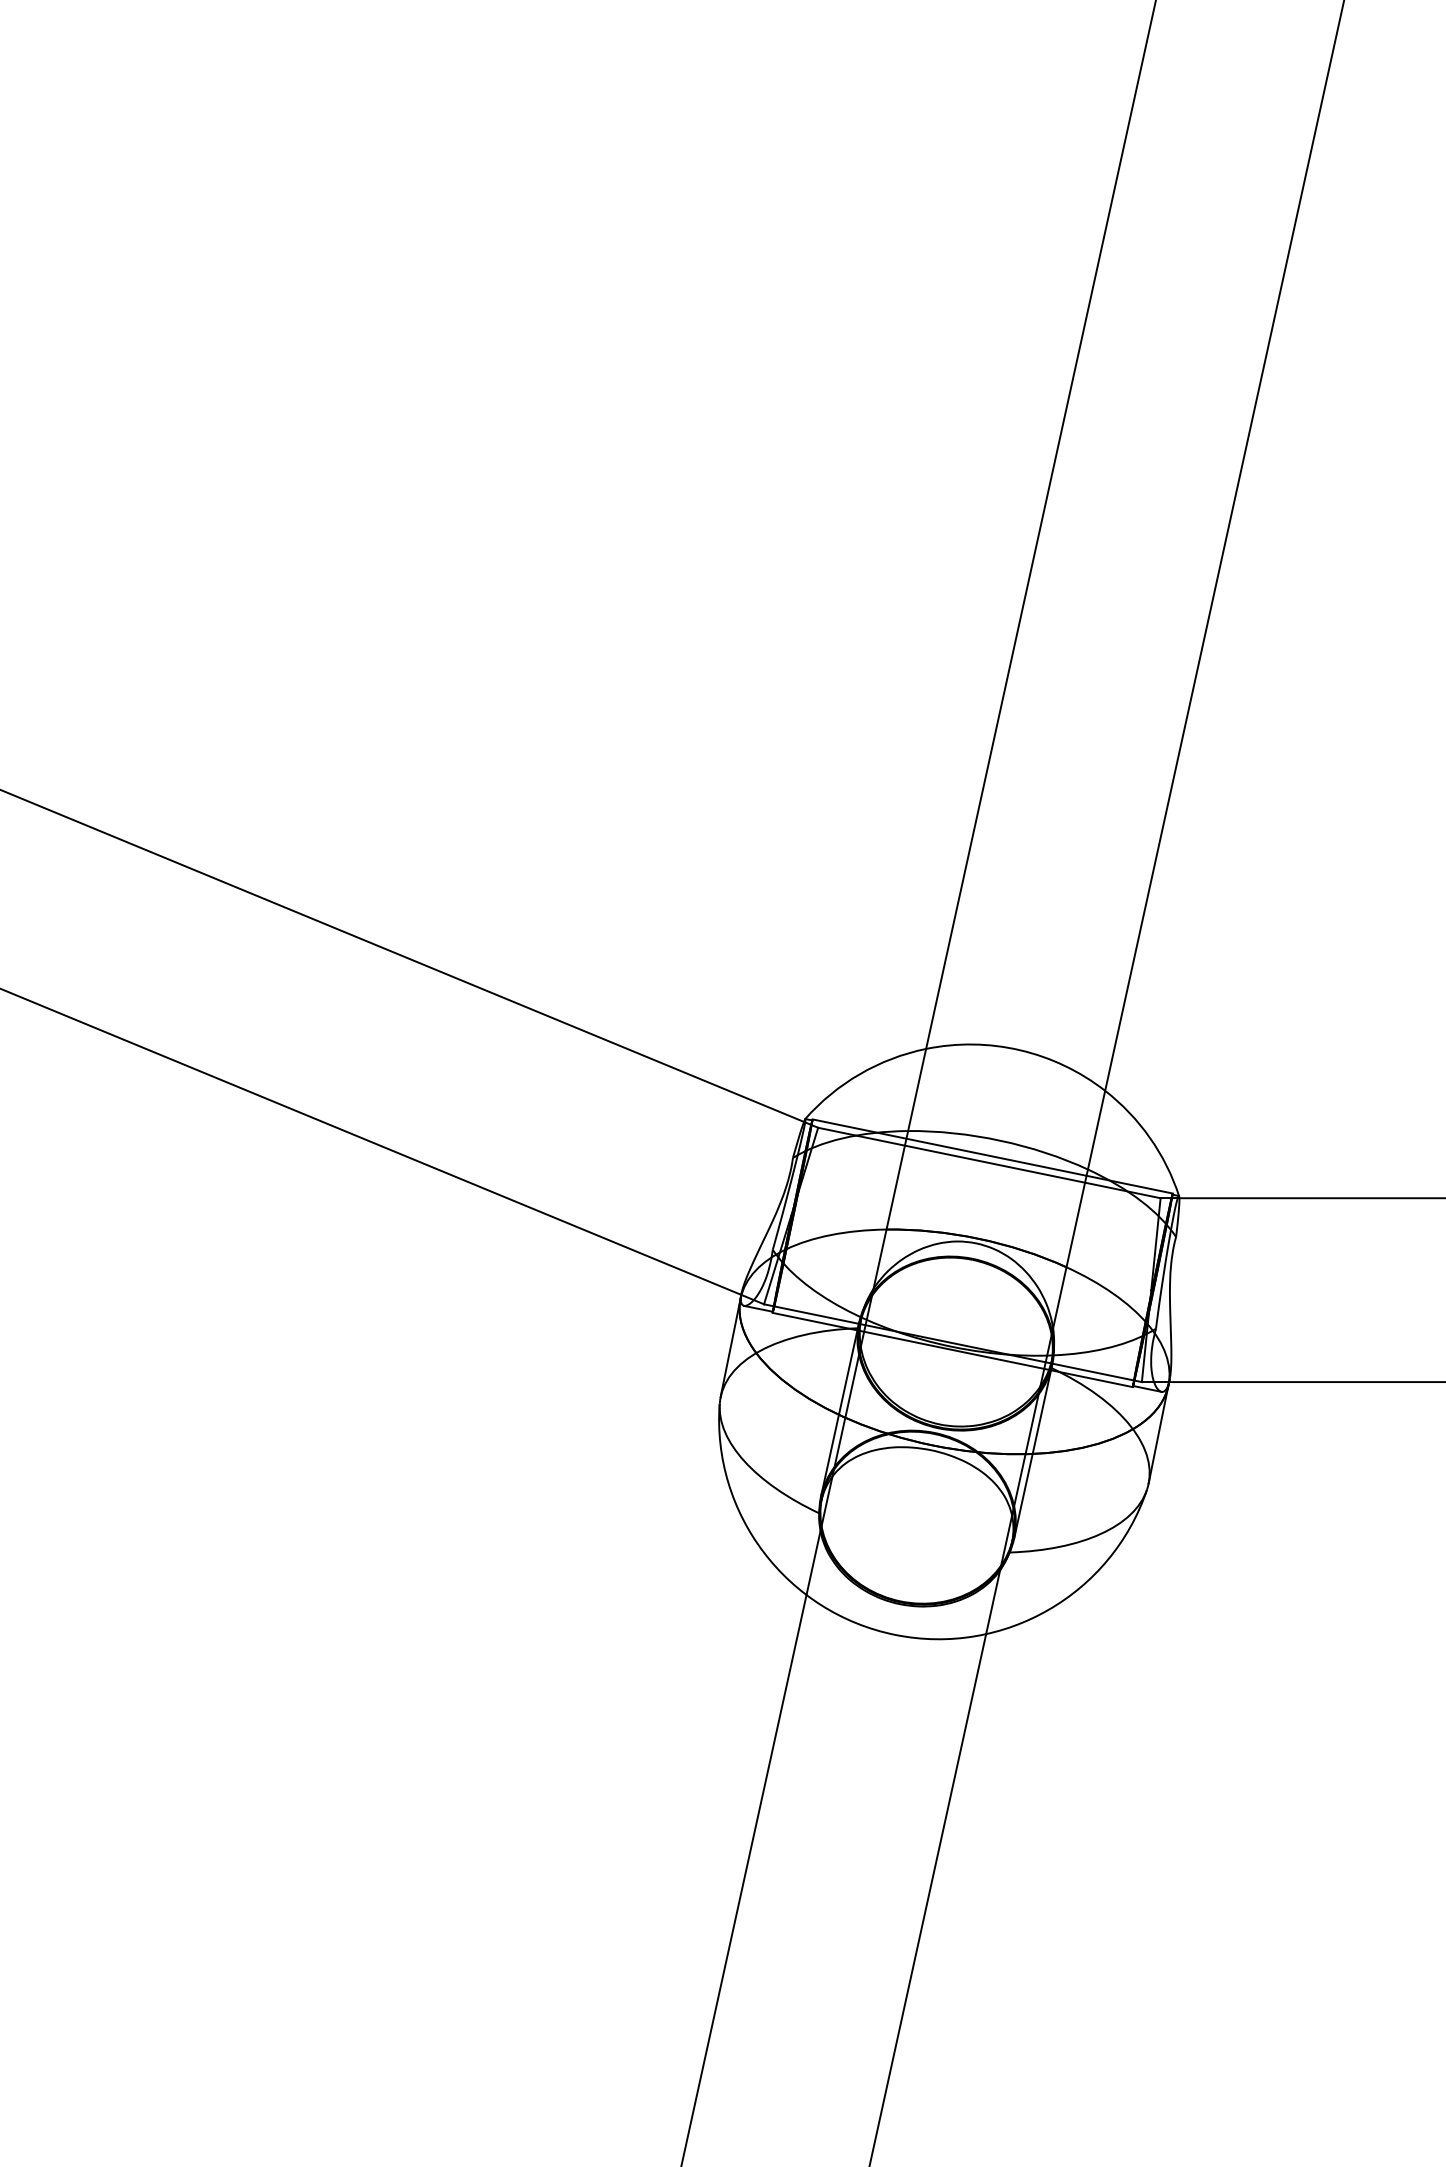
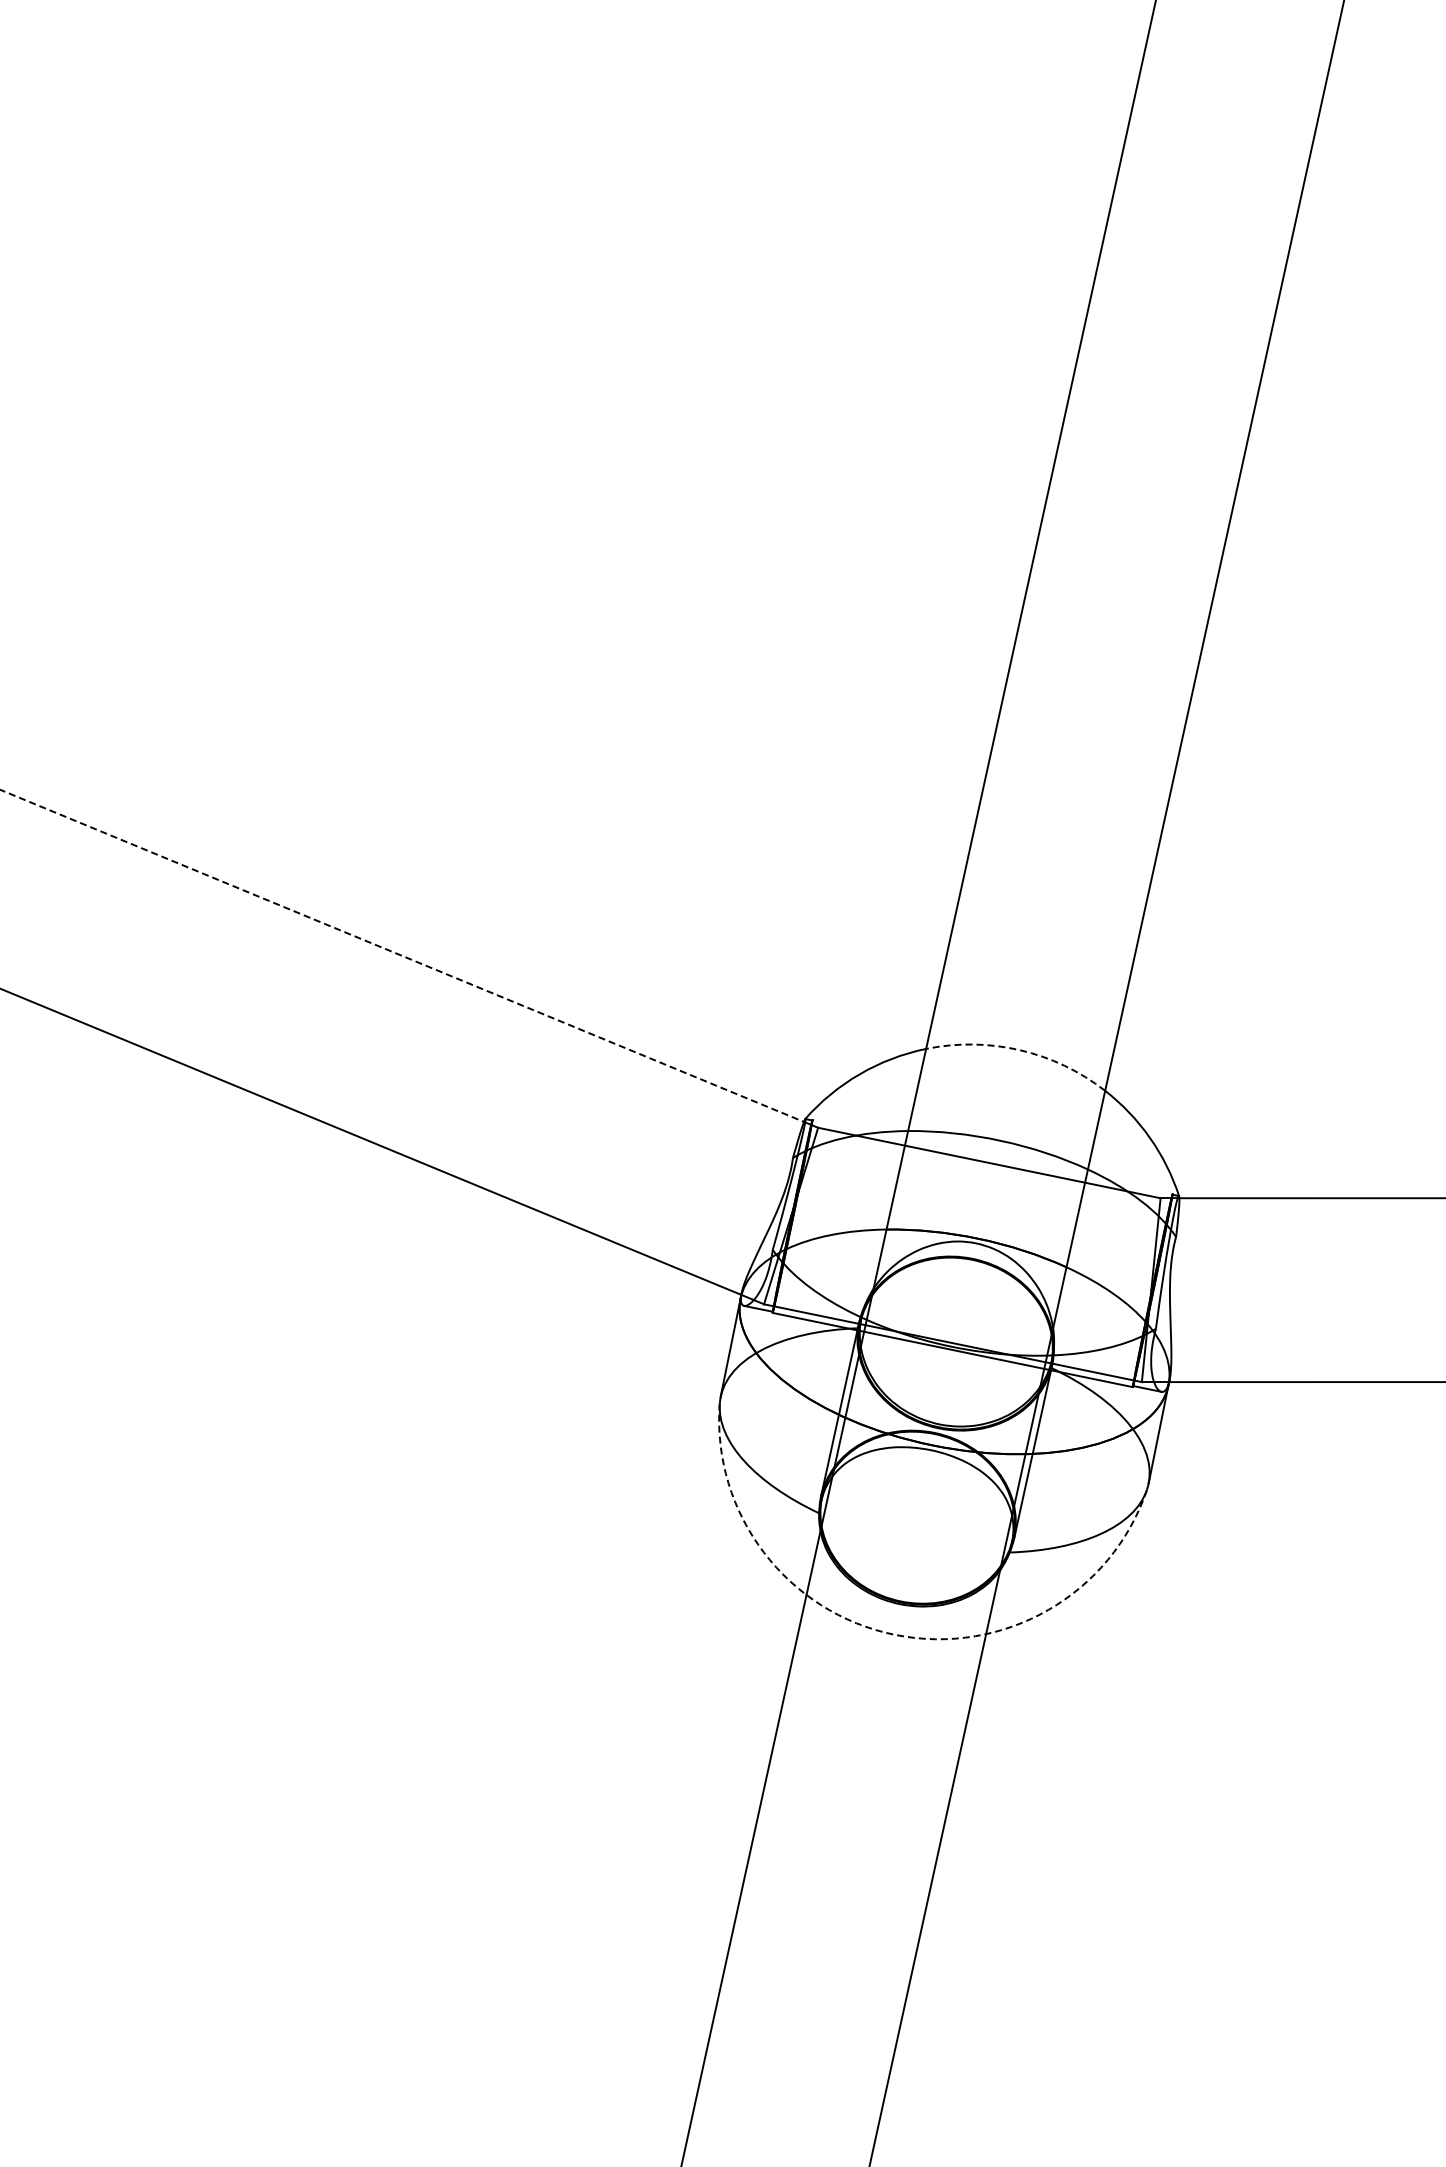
line: solid -> dashed (402, 955)
arc: solid -> dashed (1020, 1050)
line: present -> none (992, 1156)
arc: solid -> dashed (895, 1634)
